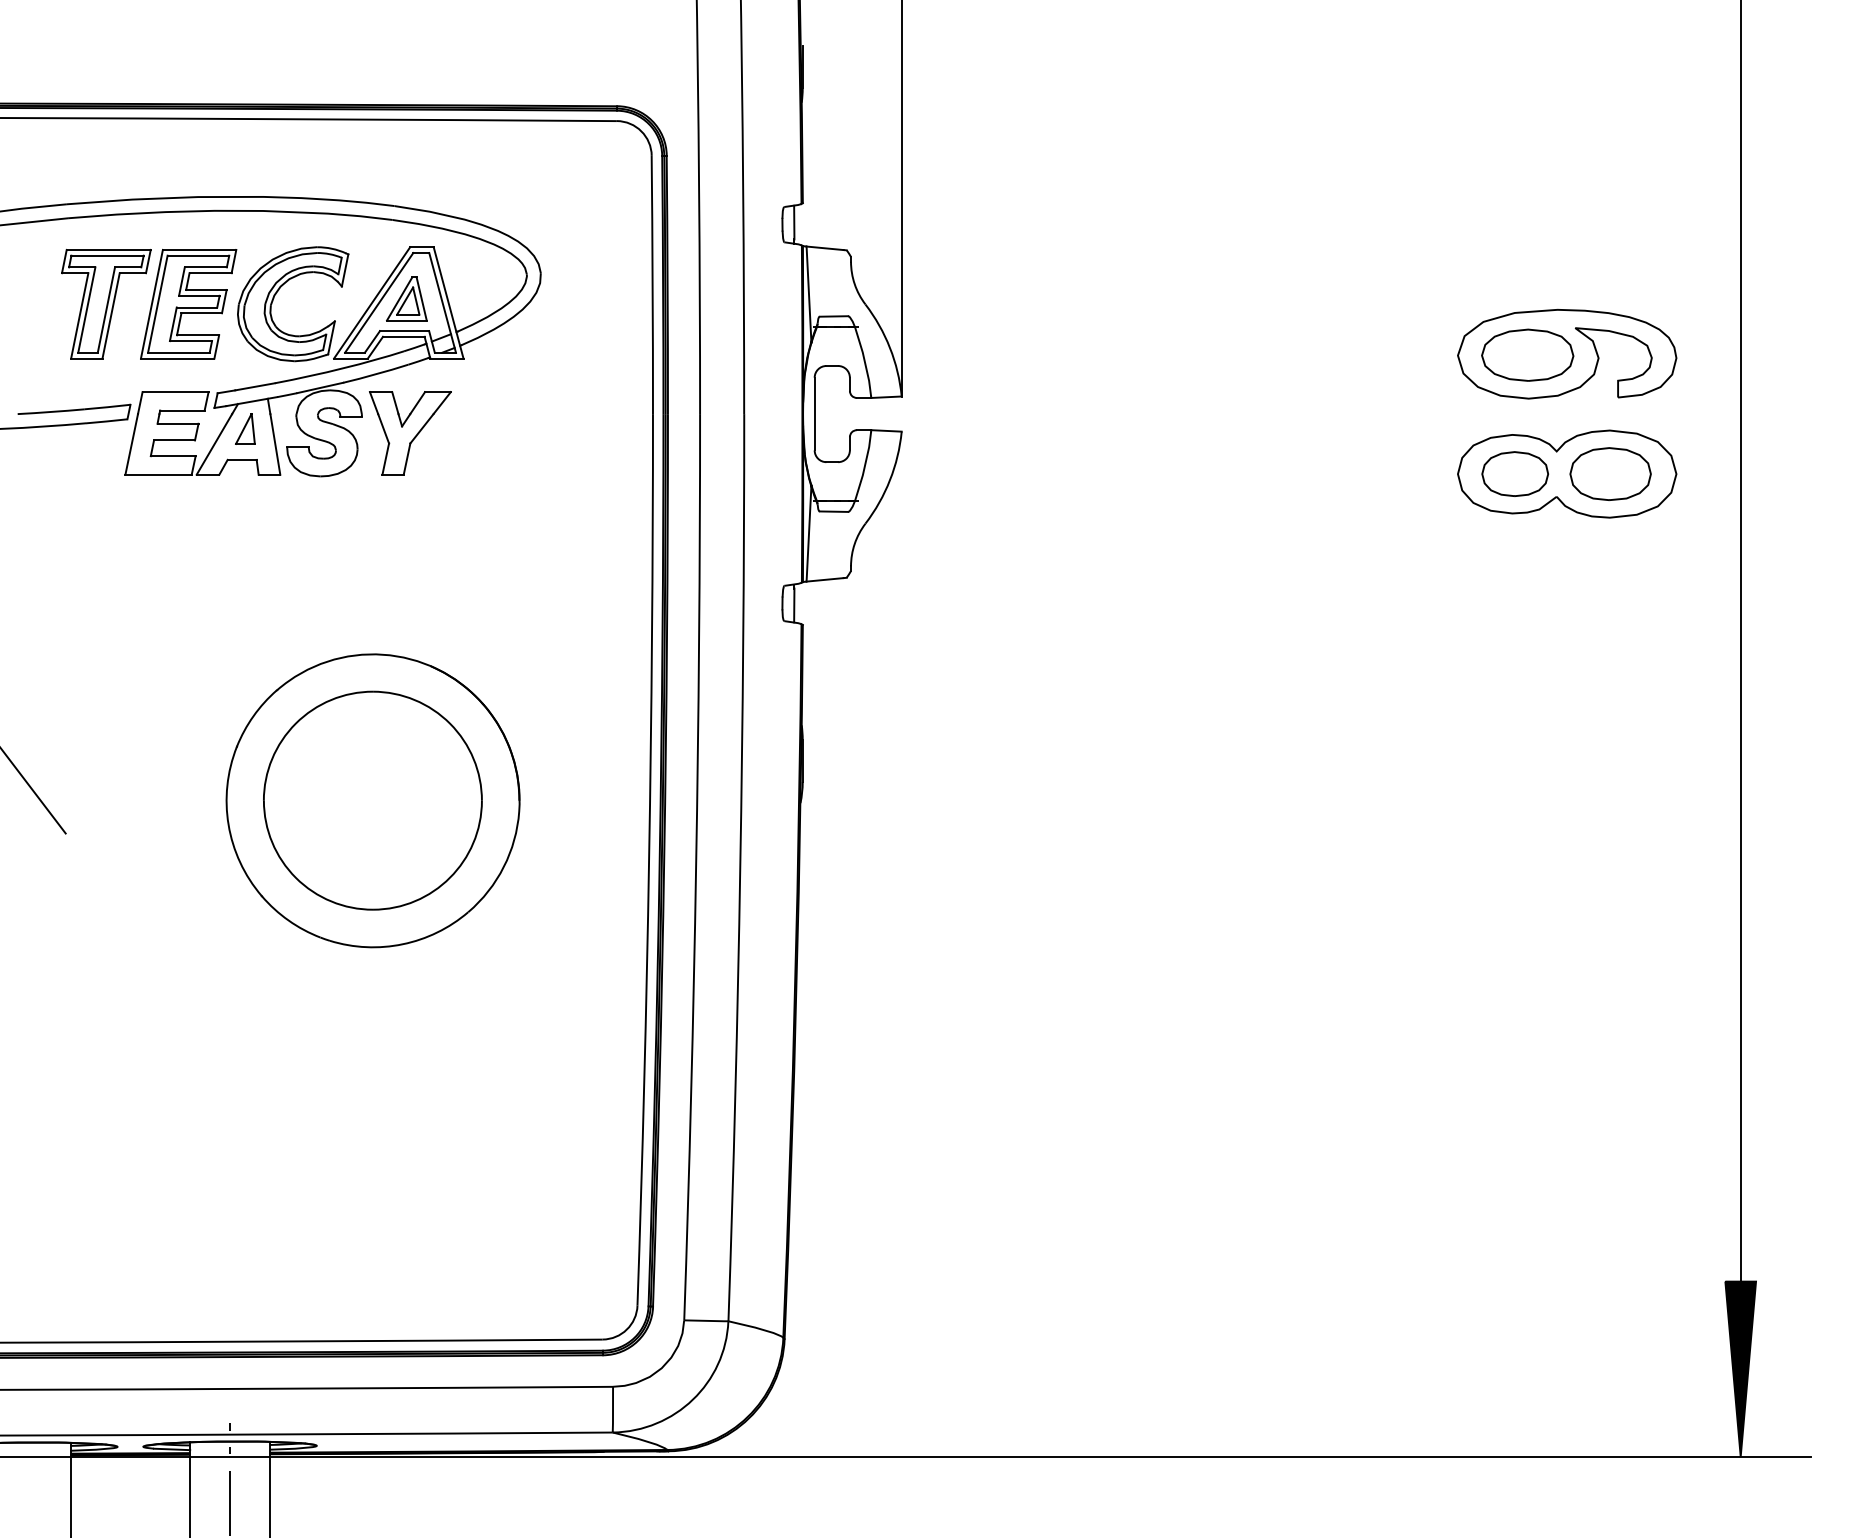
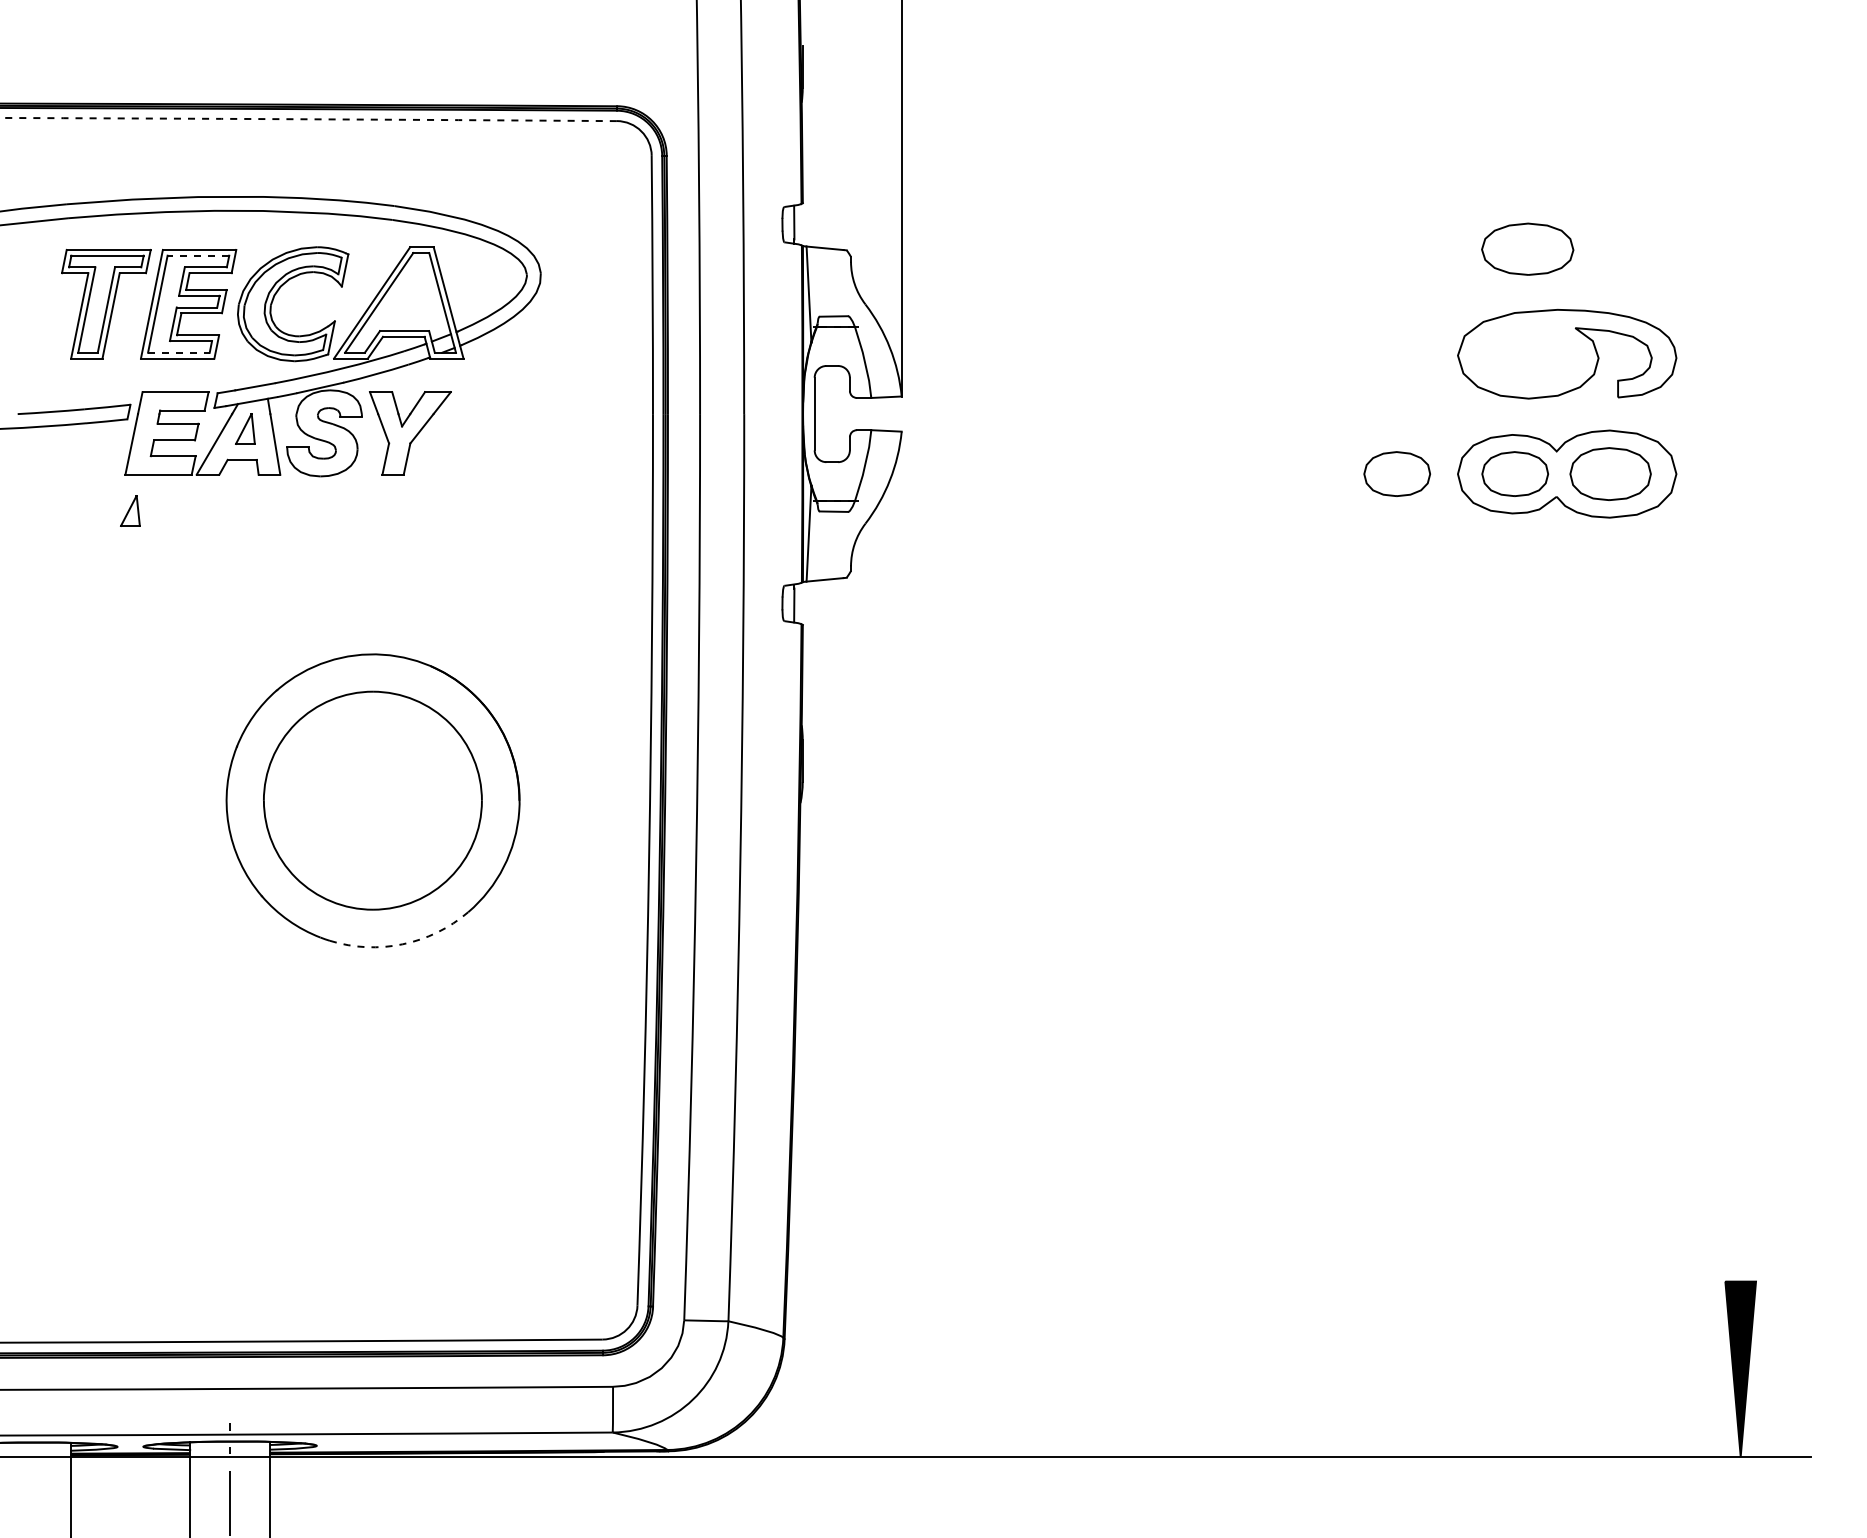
arc: solid -> dashed (307, 119)
line: solid -> dashed (198, 255)
part: present -> none (406, 298)
line: solid -> dashed (178, 352)
part position: (1527, 354) -> (1527, 248) (1527, 248)
part: none -> present (1396, 473)
part: none -> present (130, 510)
line: present -> none (1740, 641)
line: present -> none (34, 792)
arc: solid -> dashed (402, 944)
